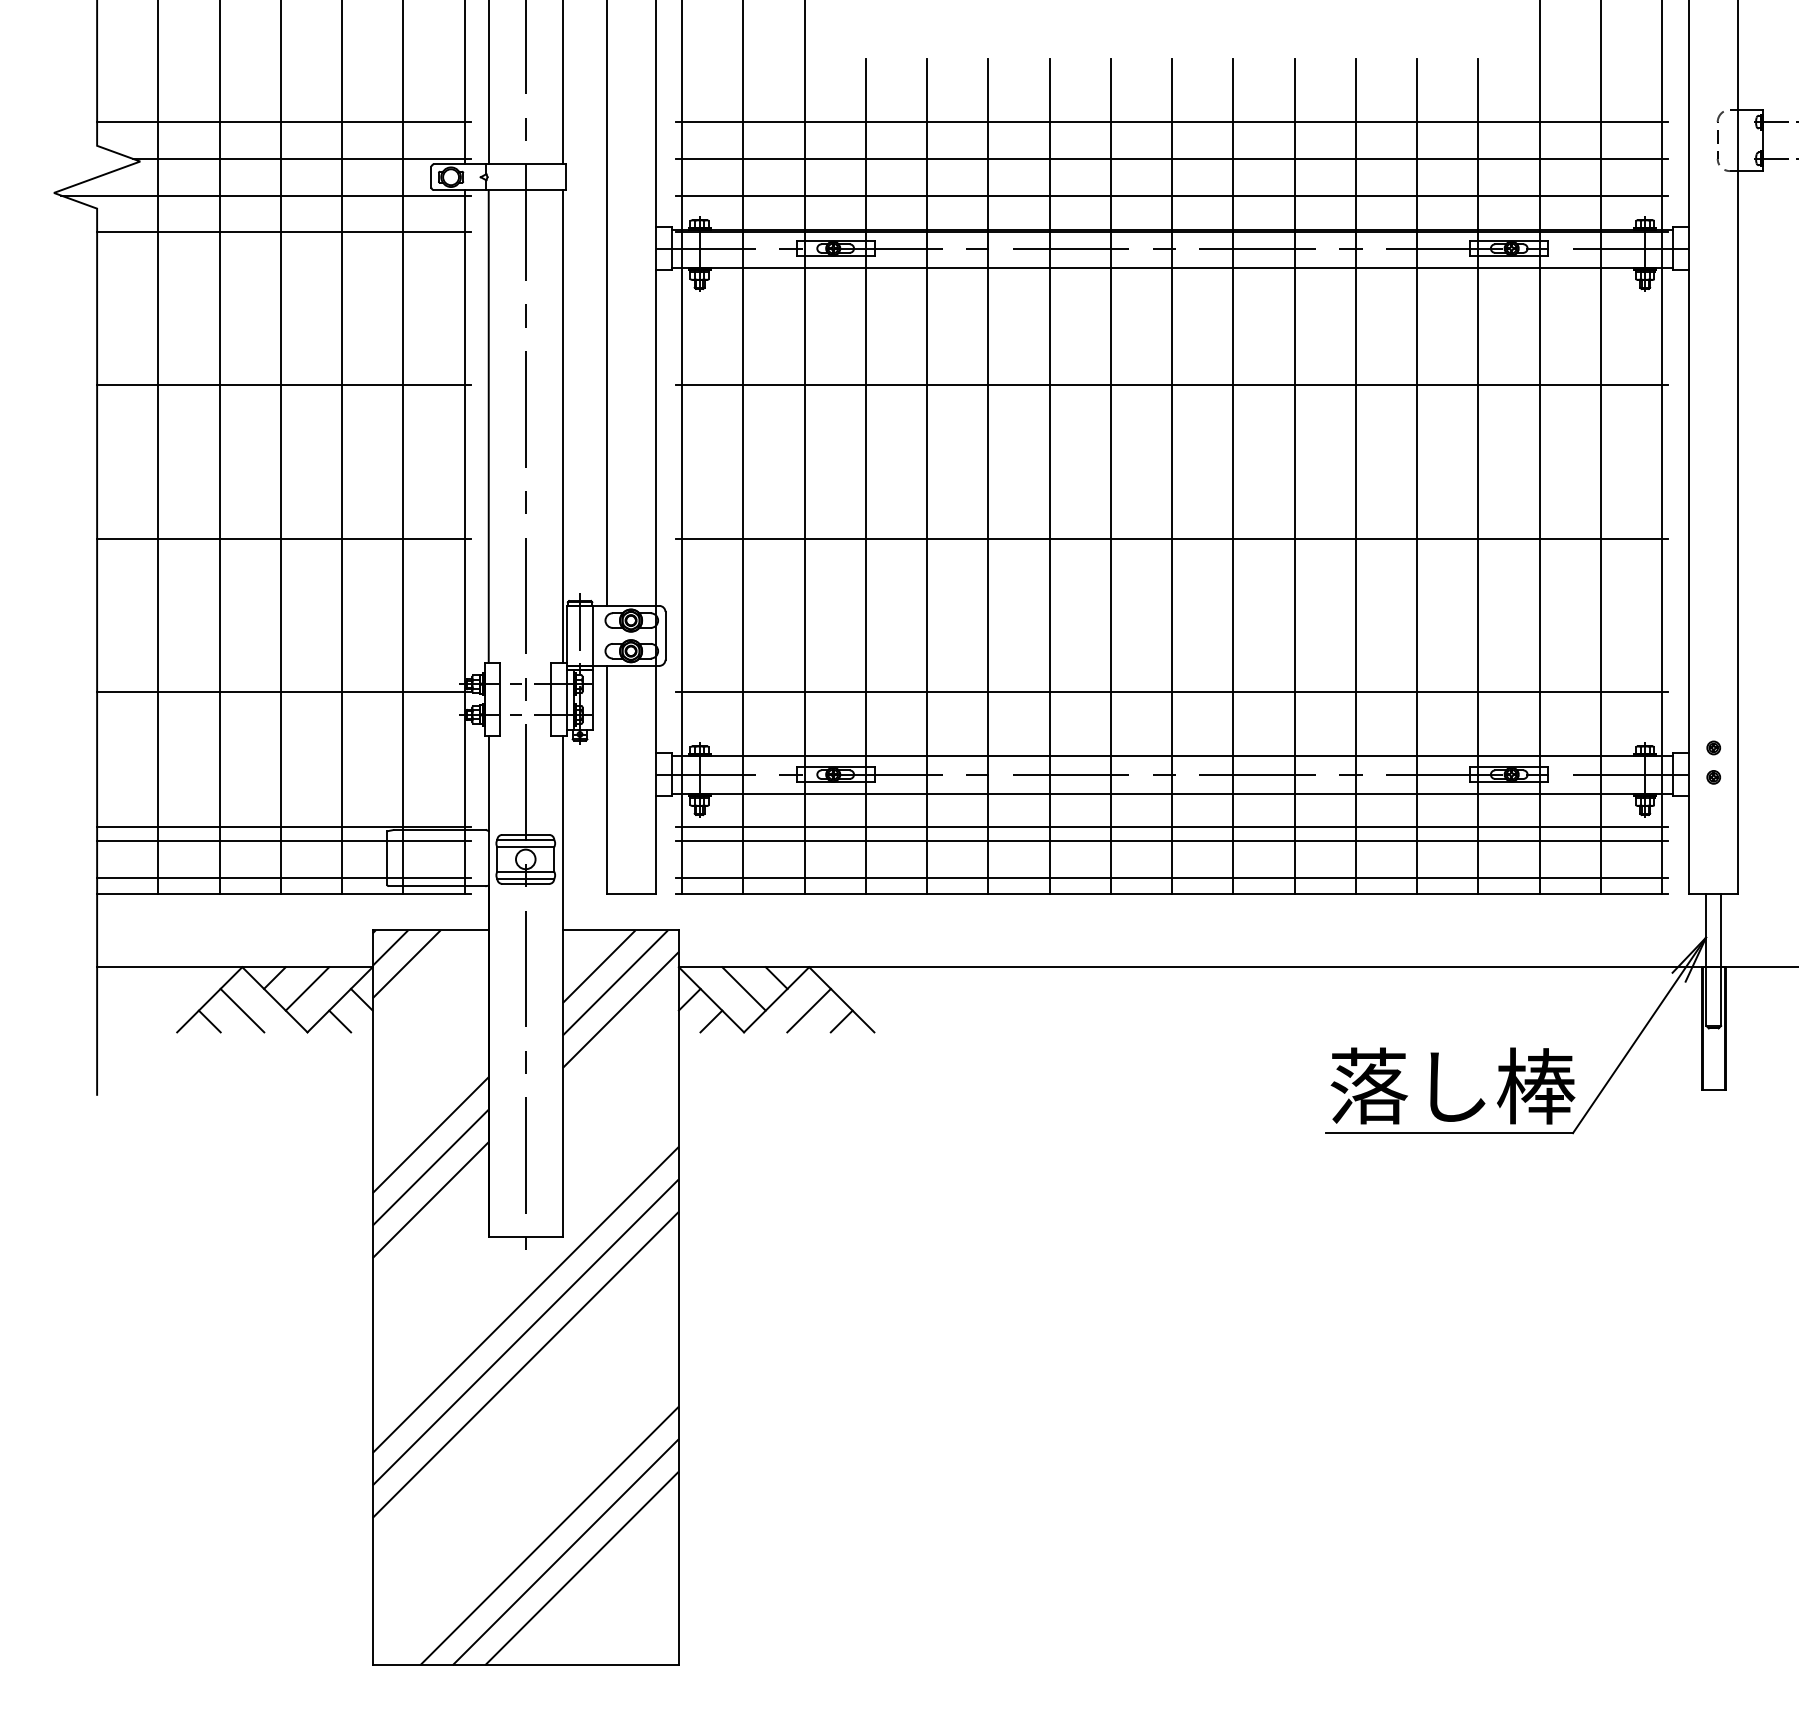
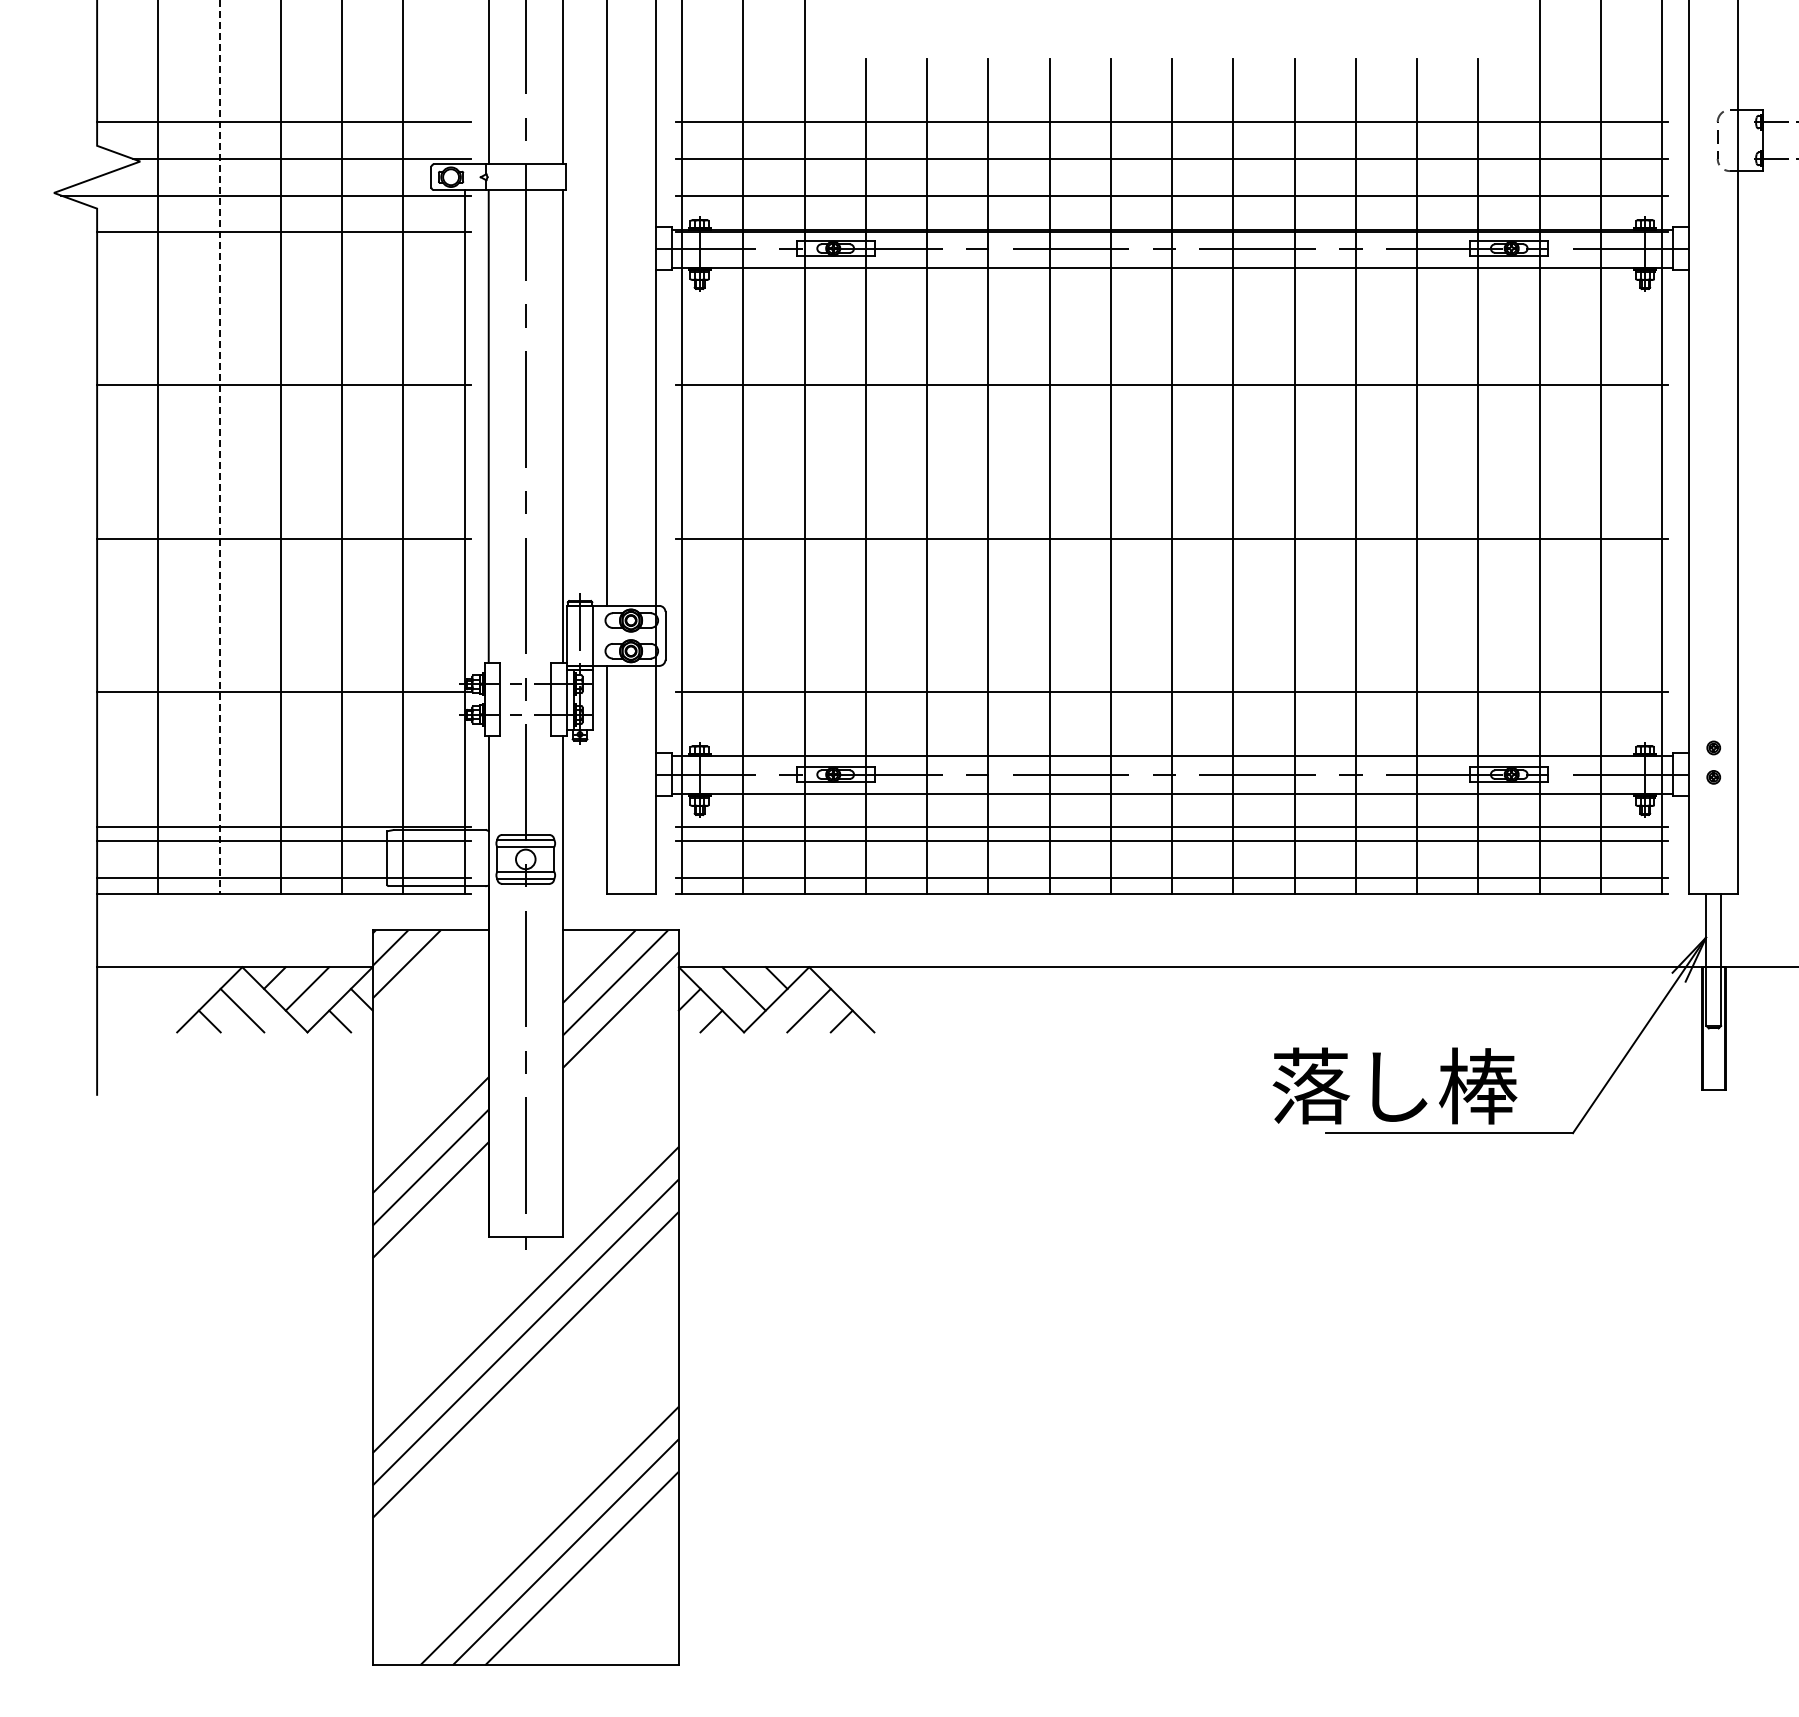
line: present -> none (464, 83)
line: solid -> dashed (219, 447)
text position: (1452, 1085) -> (1394, 1085) (1394, 1085)
